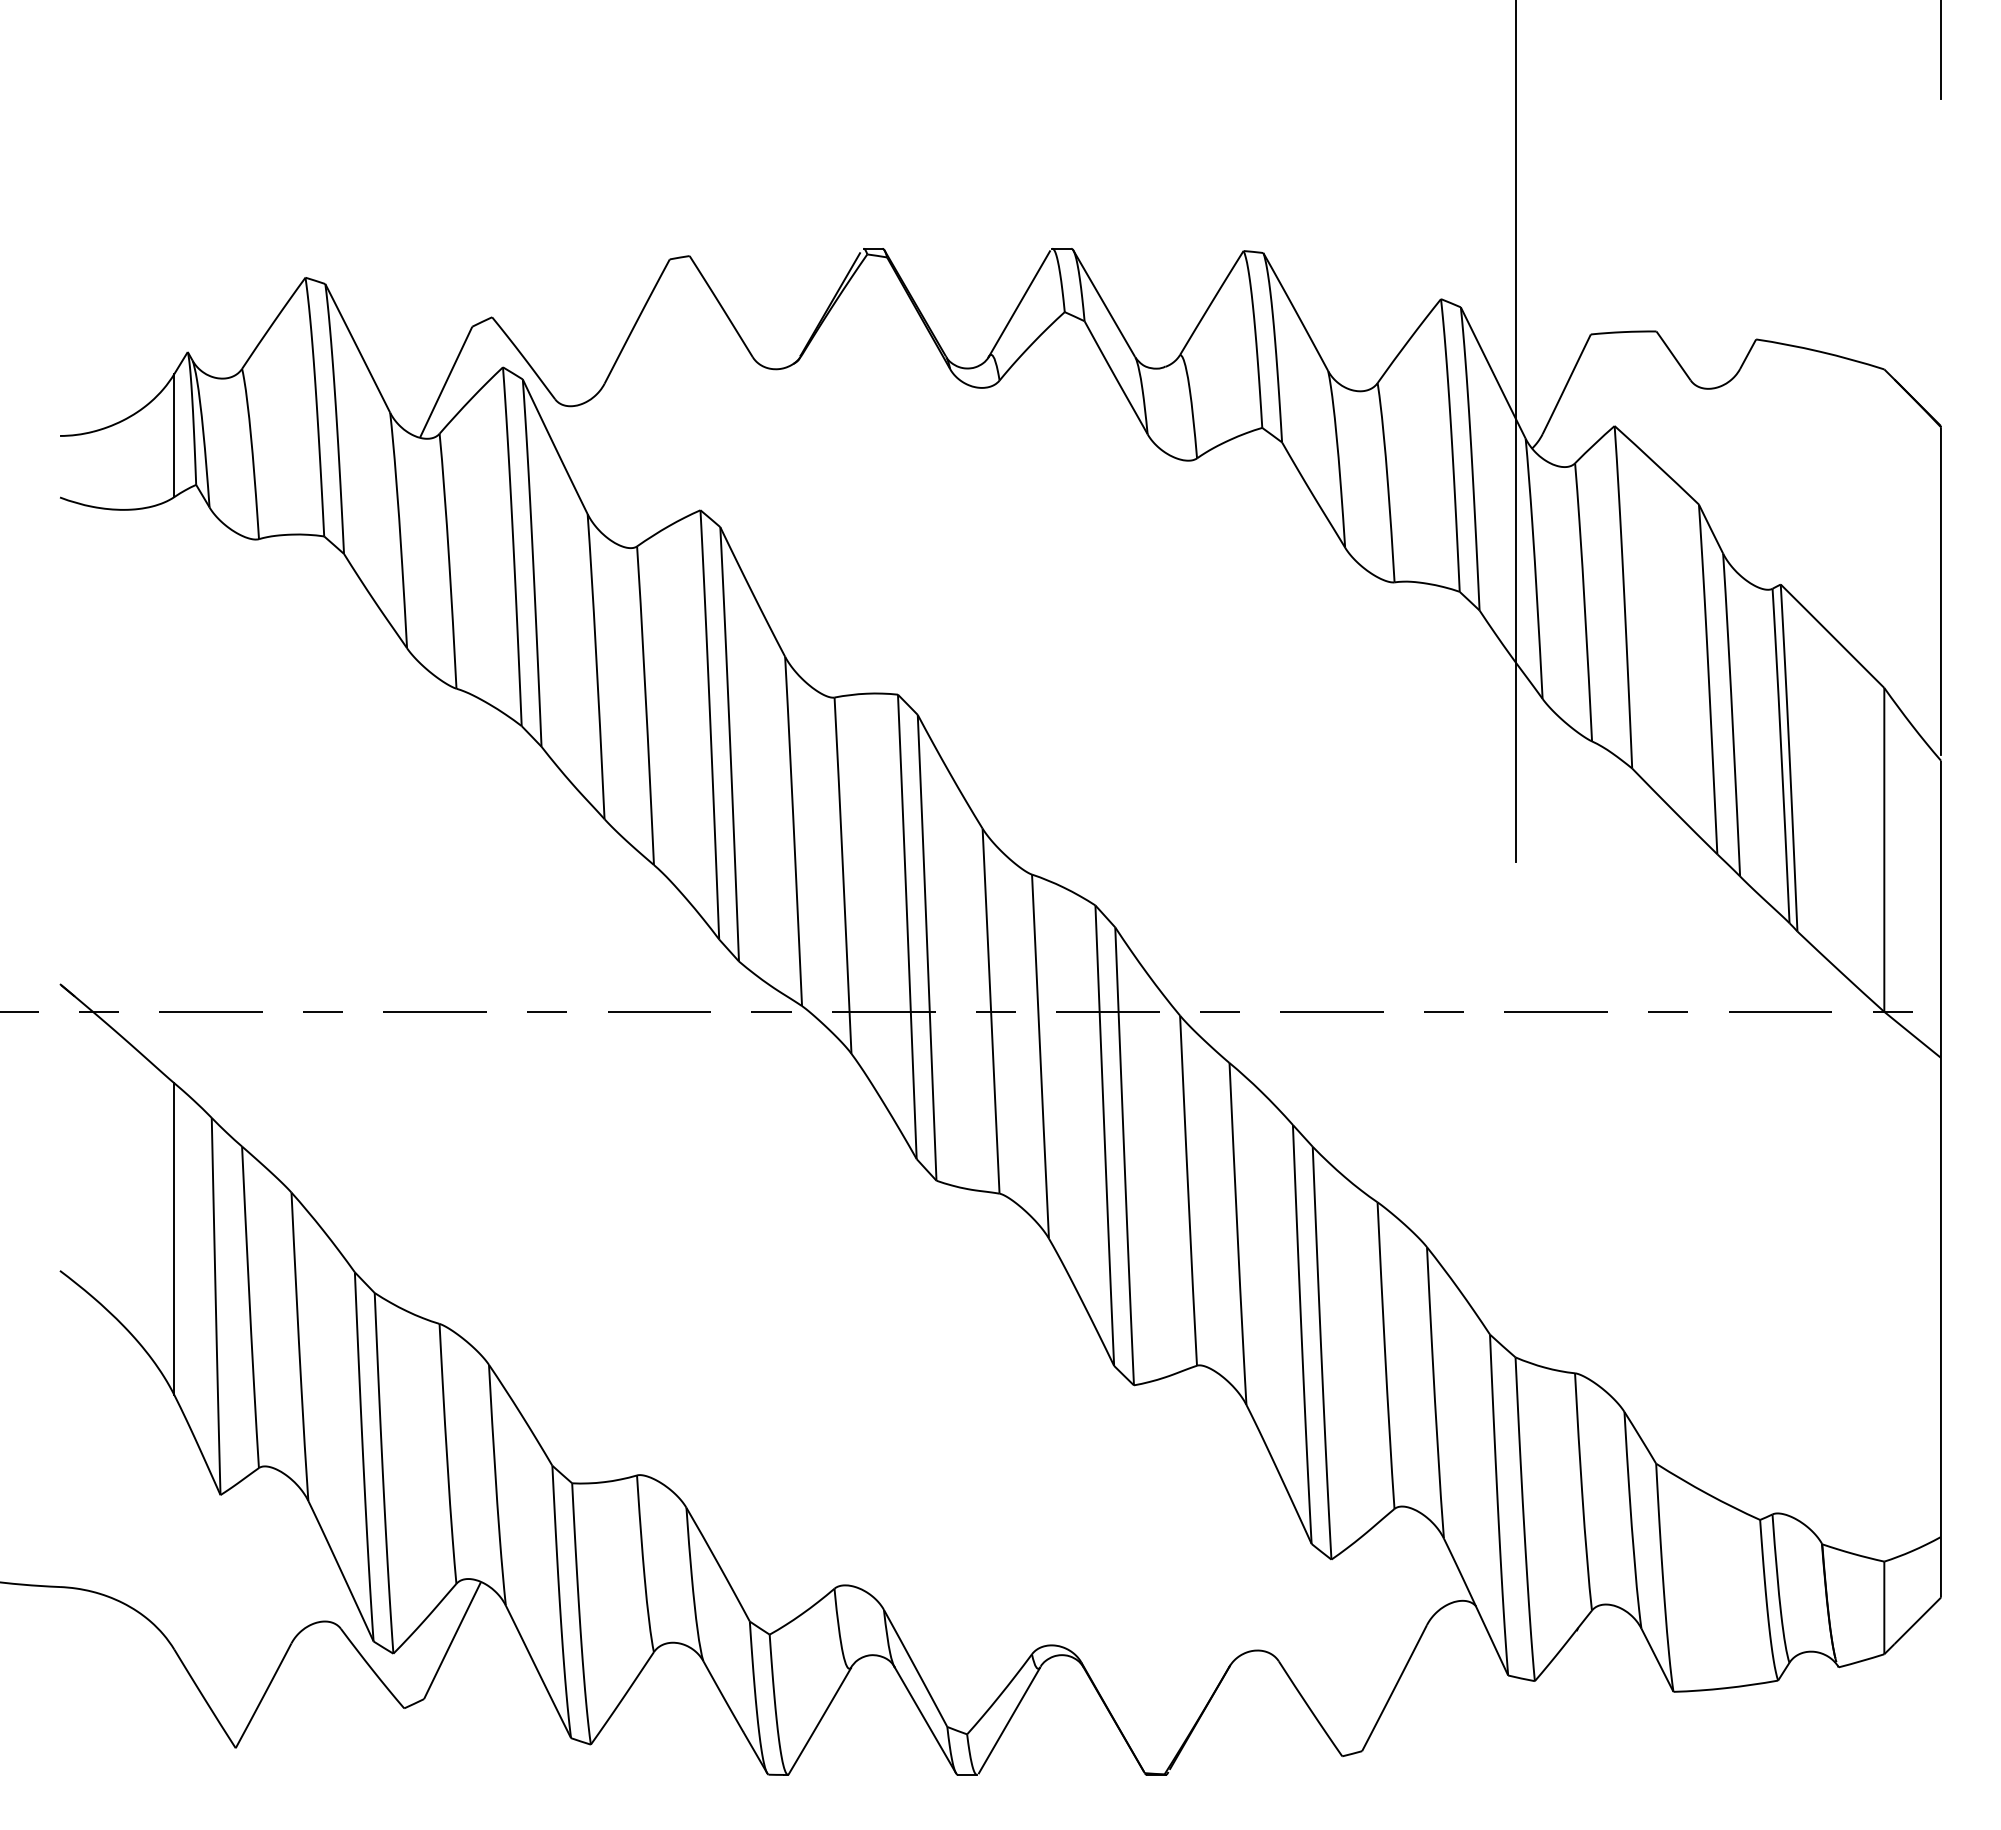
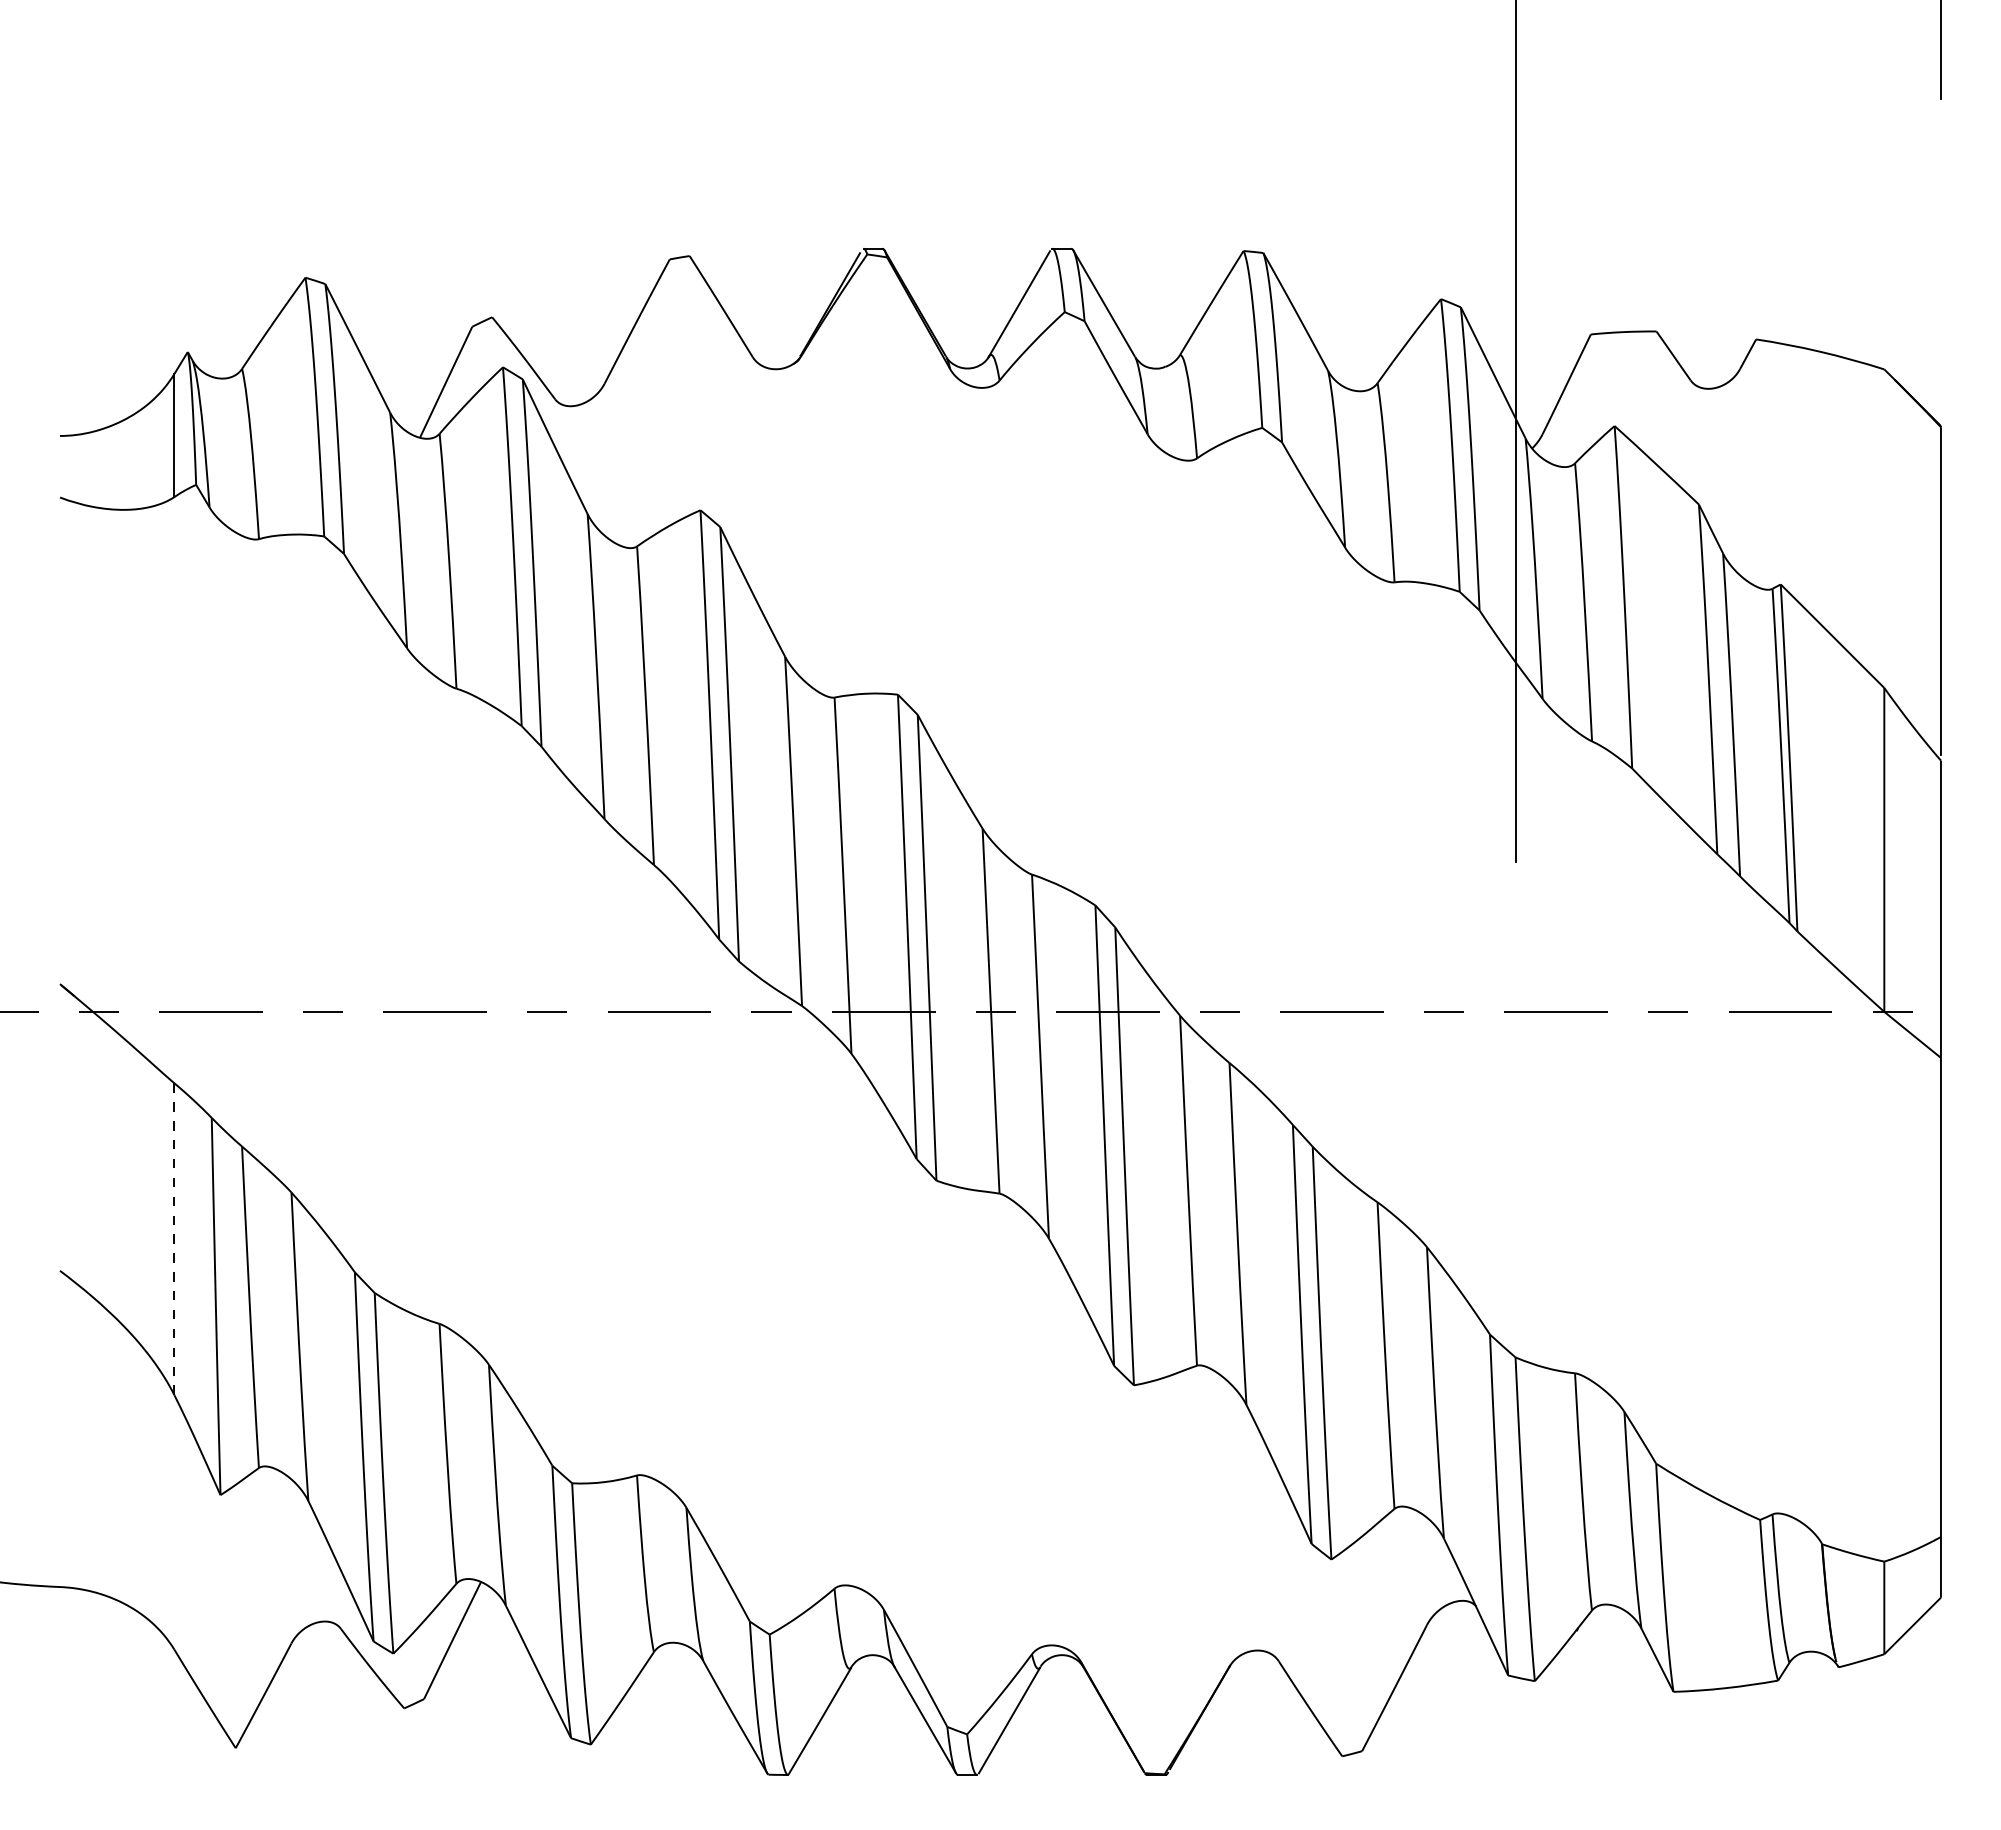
line: solid -> dashed (174, 1239)
